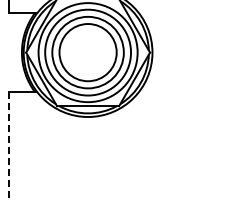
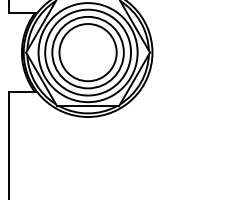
line: dashed -> solid (9, 145)
